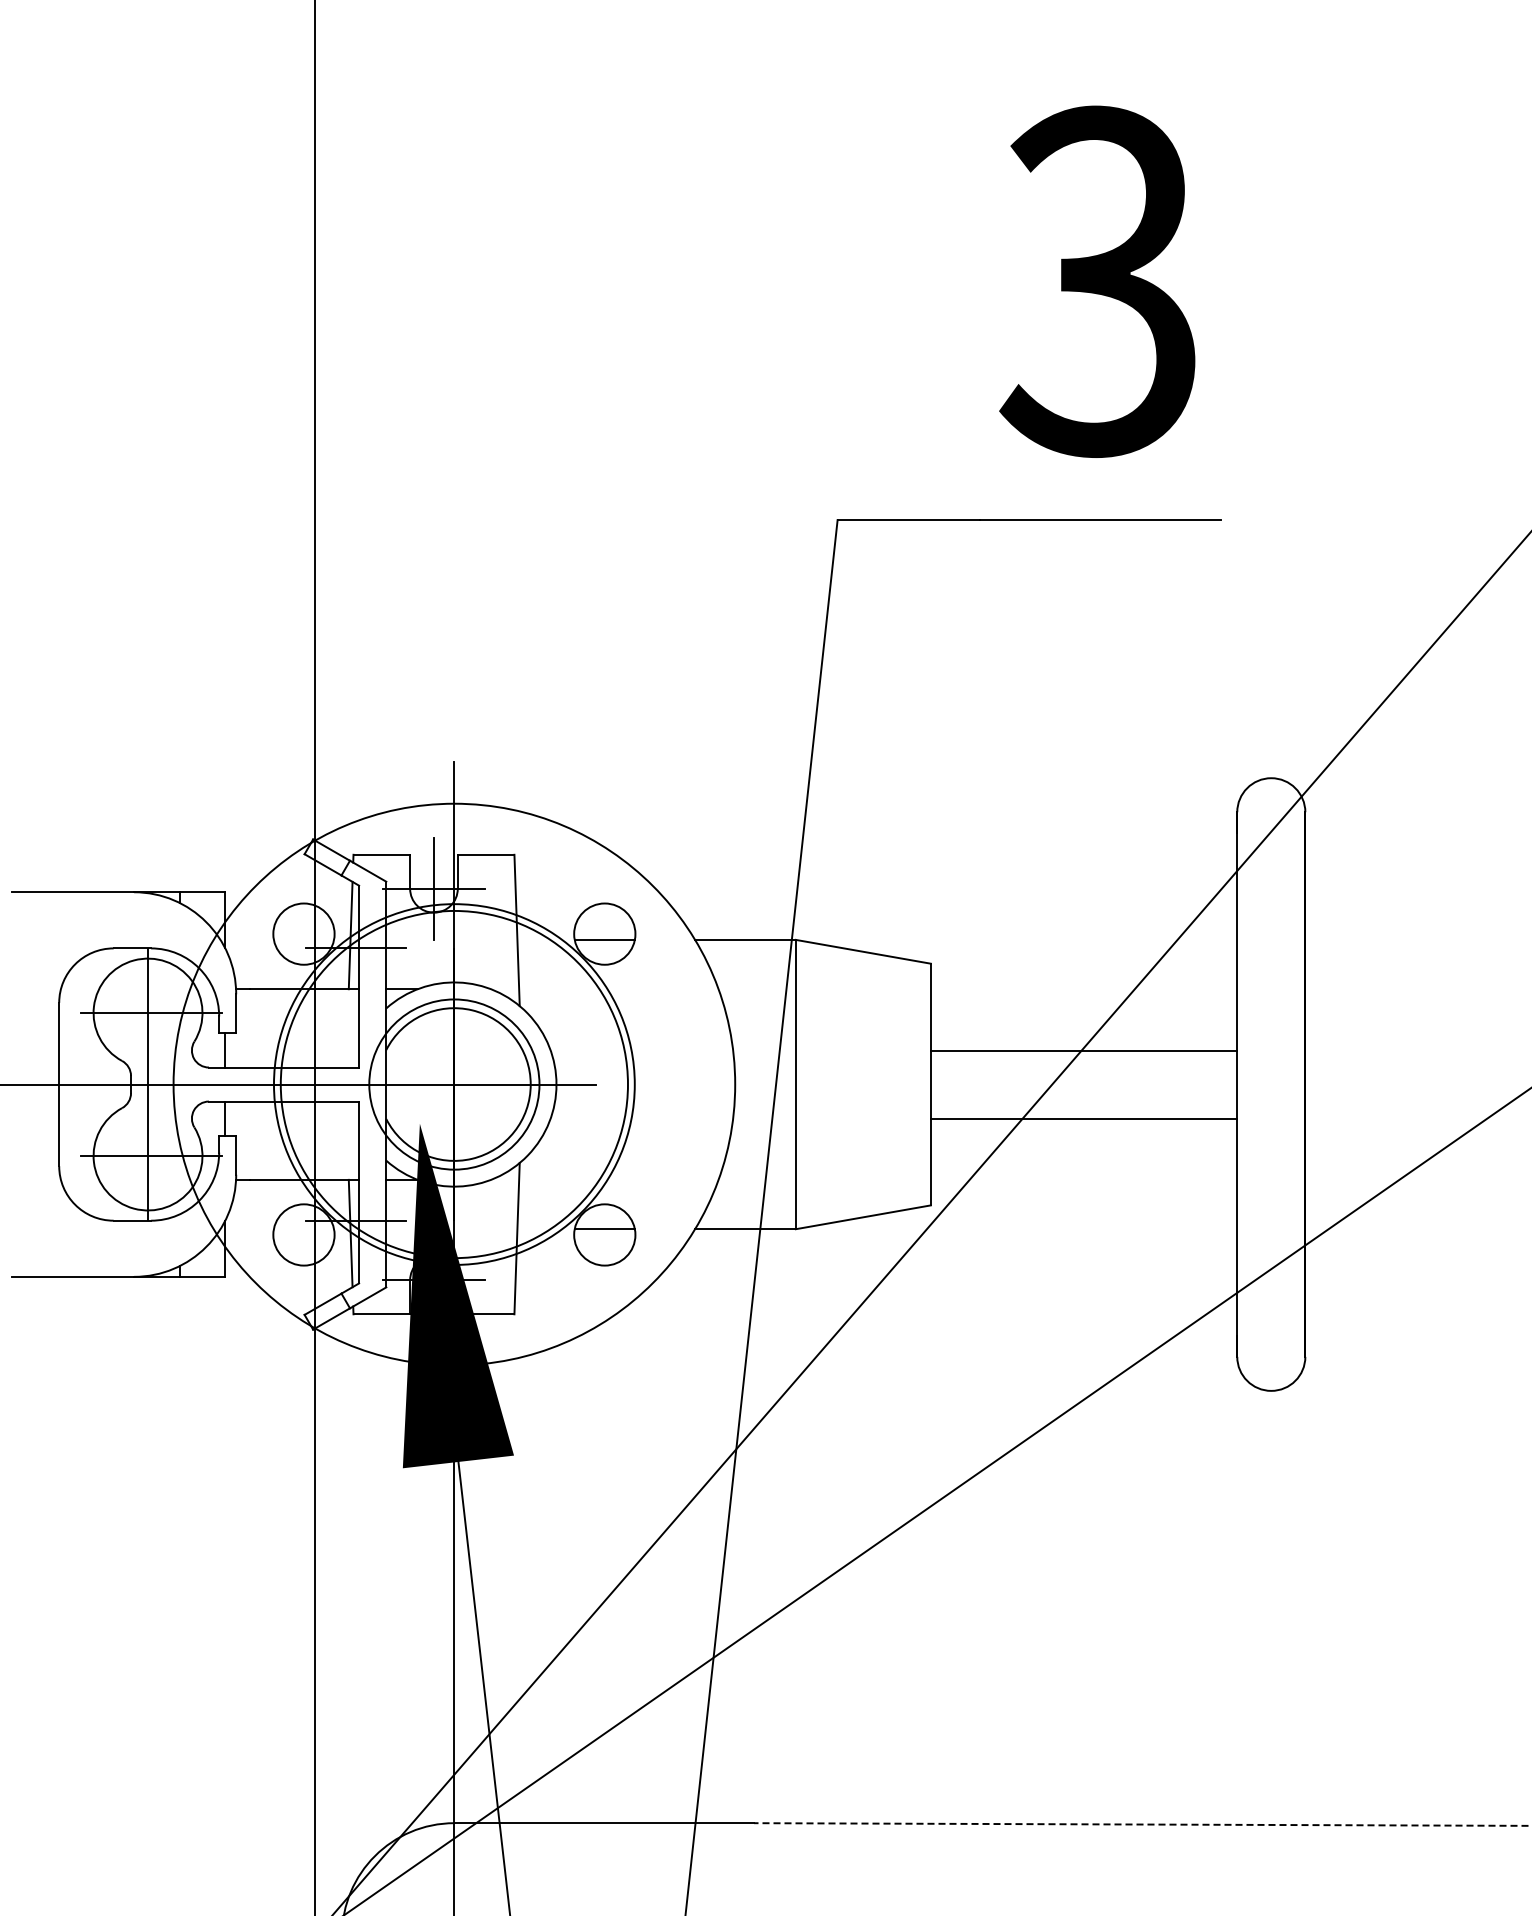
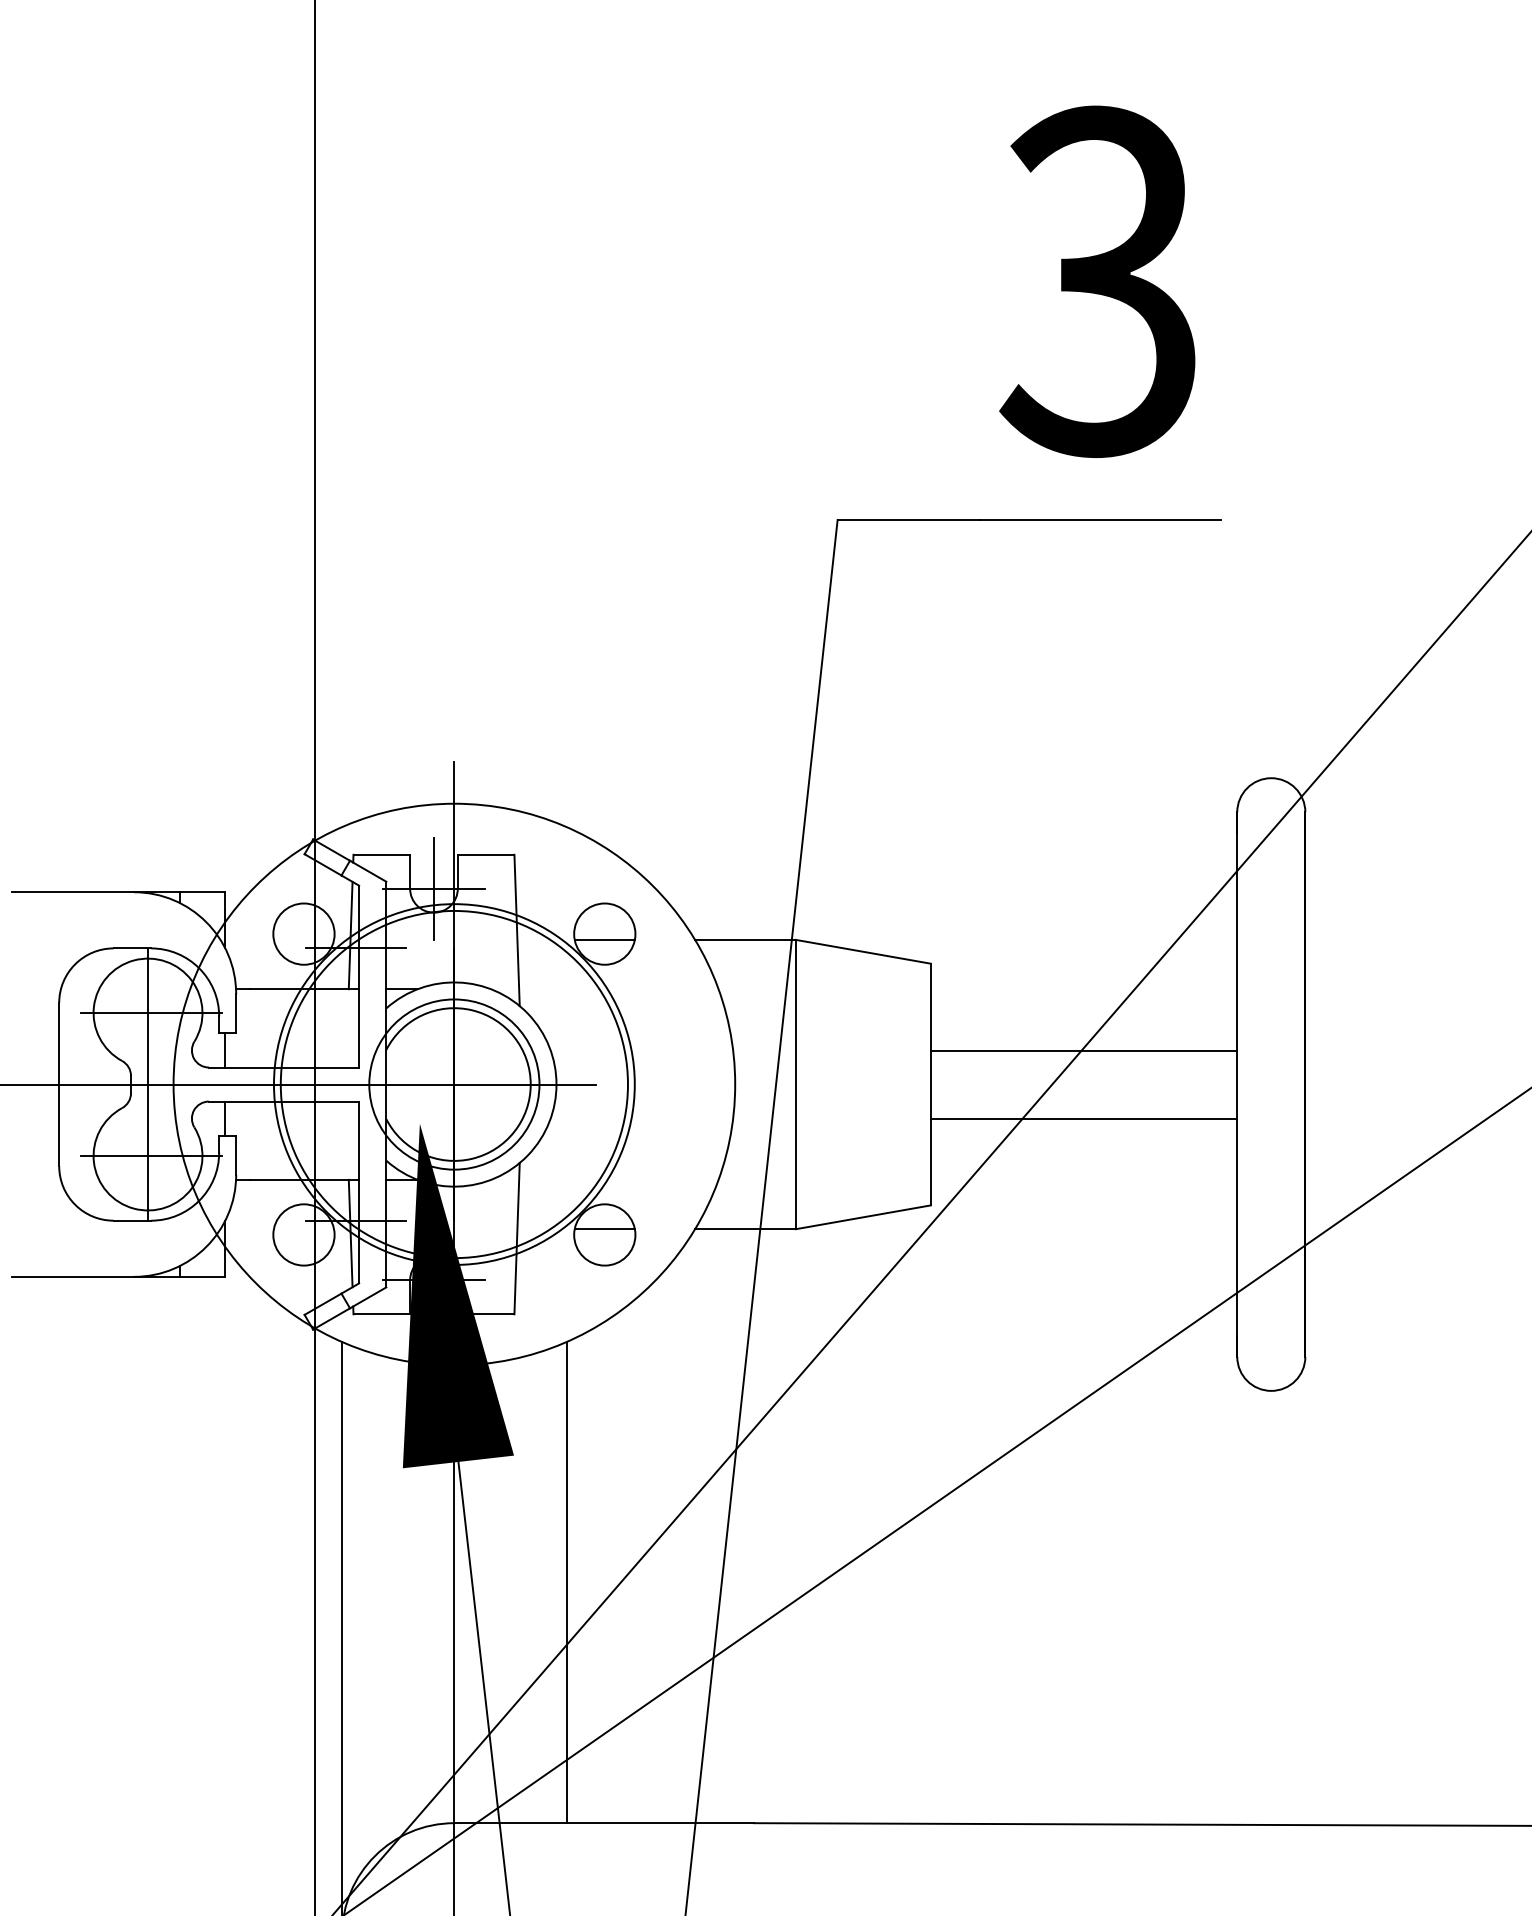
line: none -> present (566, 1582)
line: none -> present (342, 1626)
line: dashed -> solid (1142, 1824)
